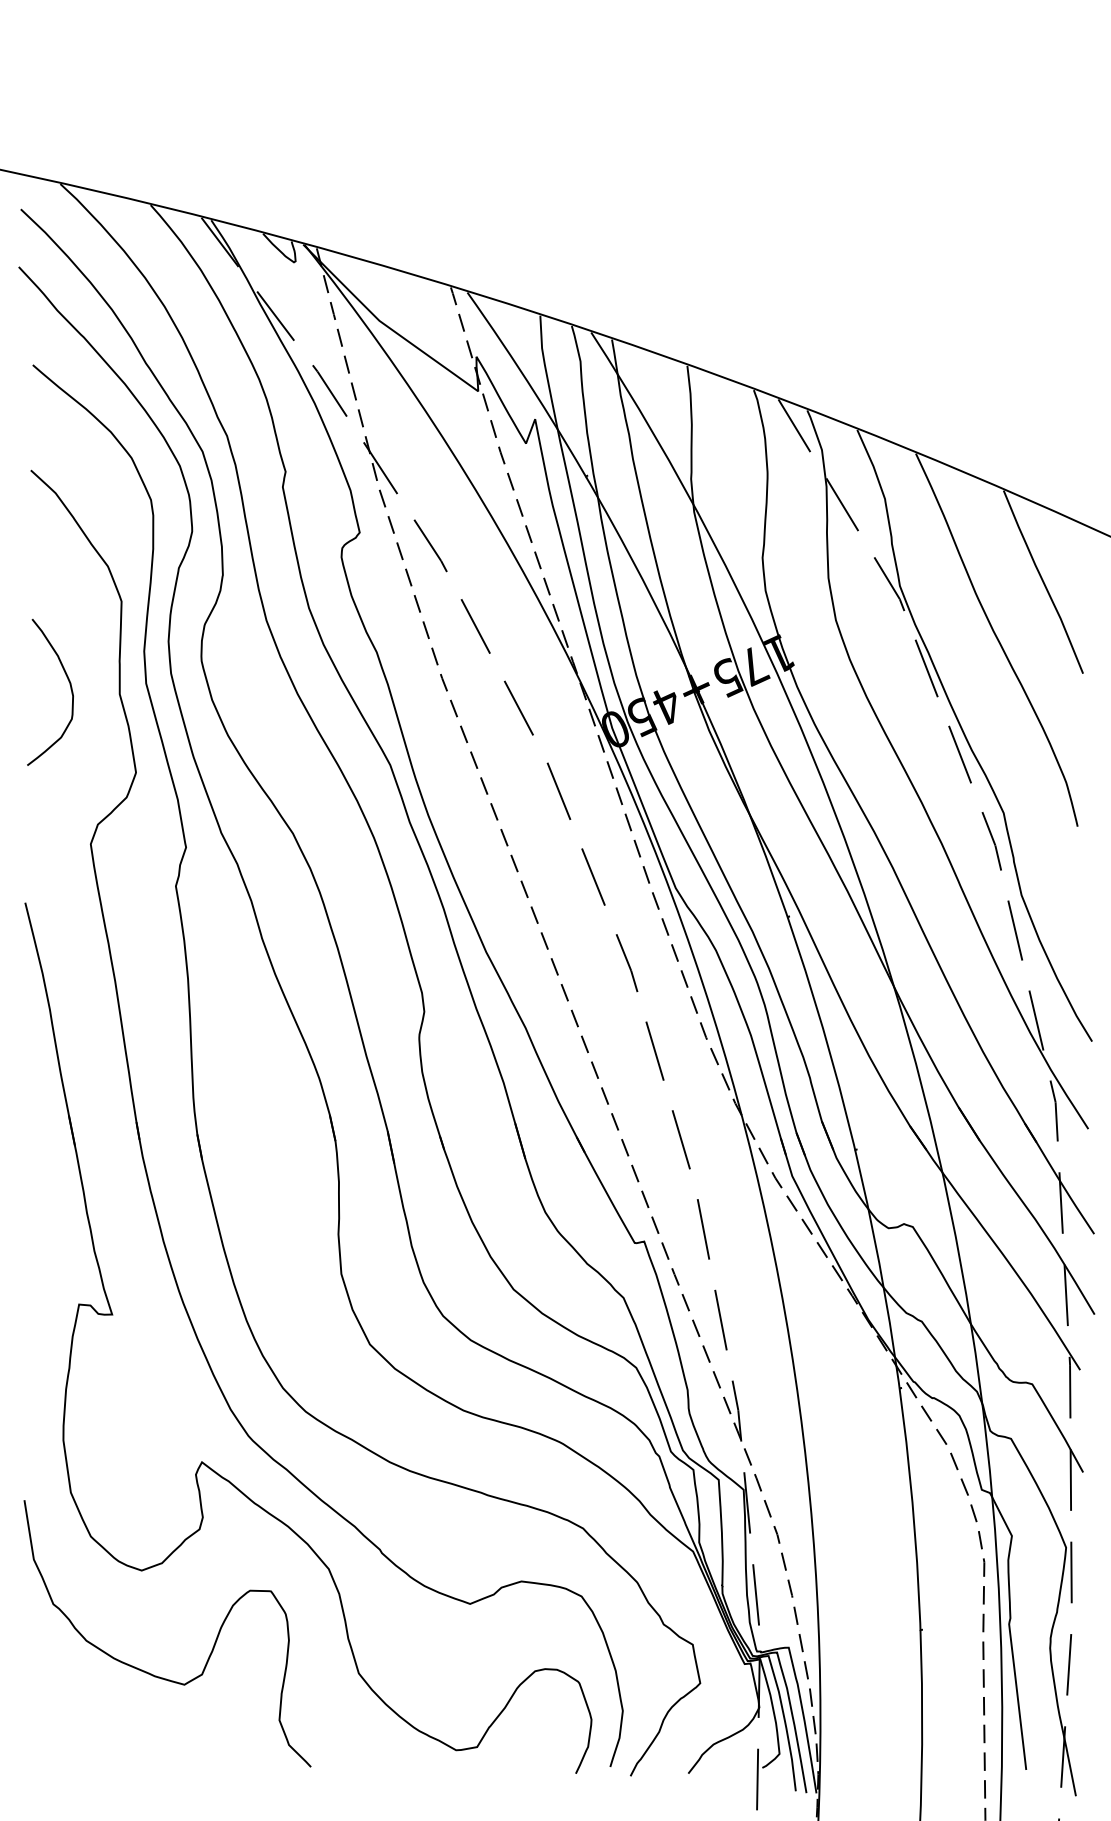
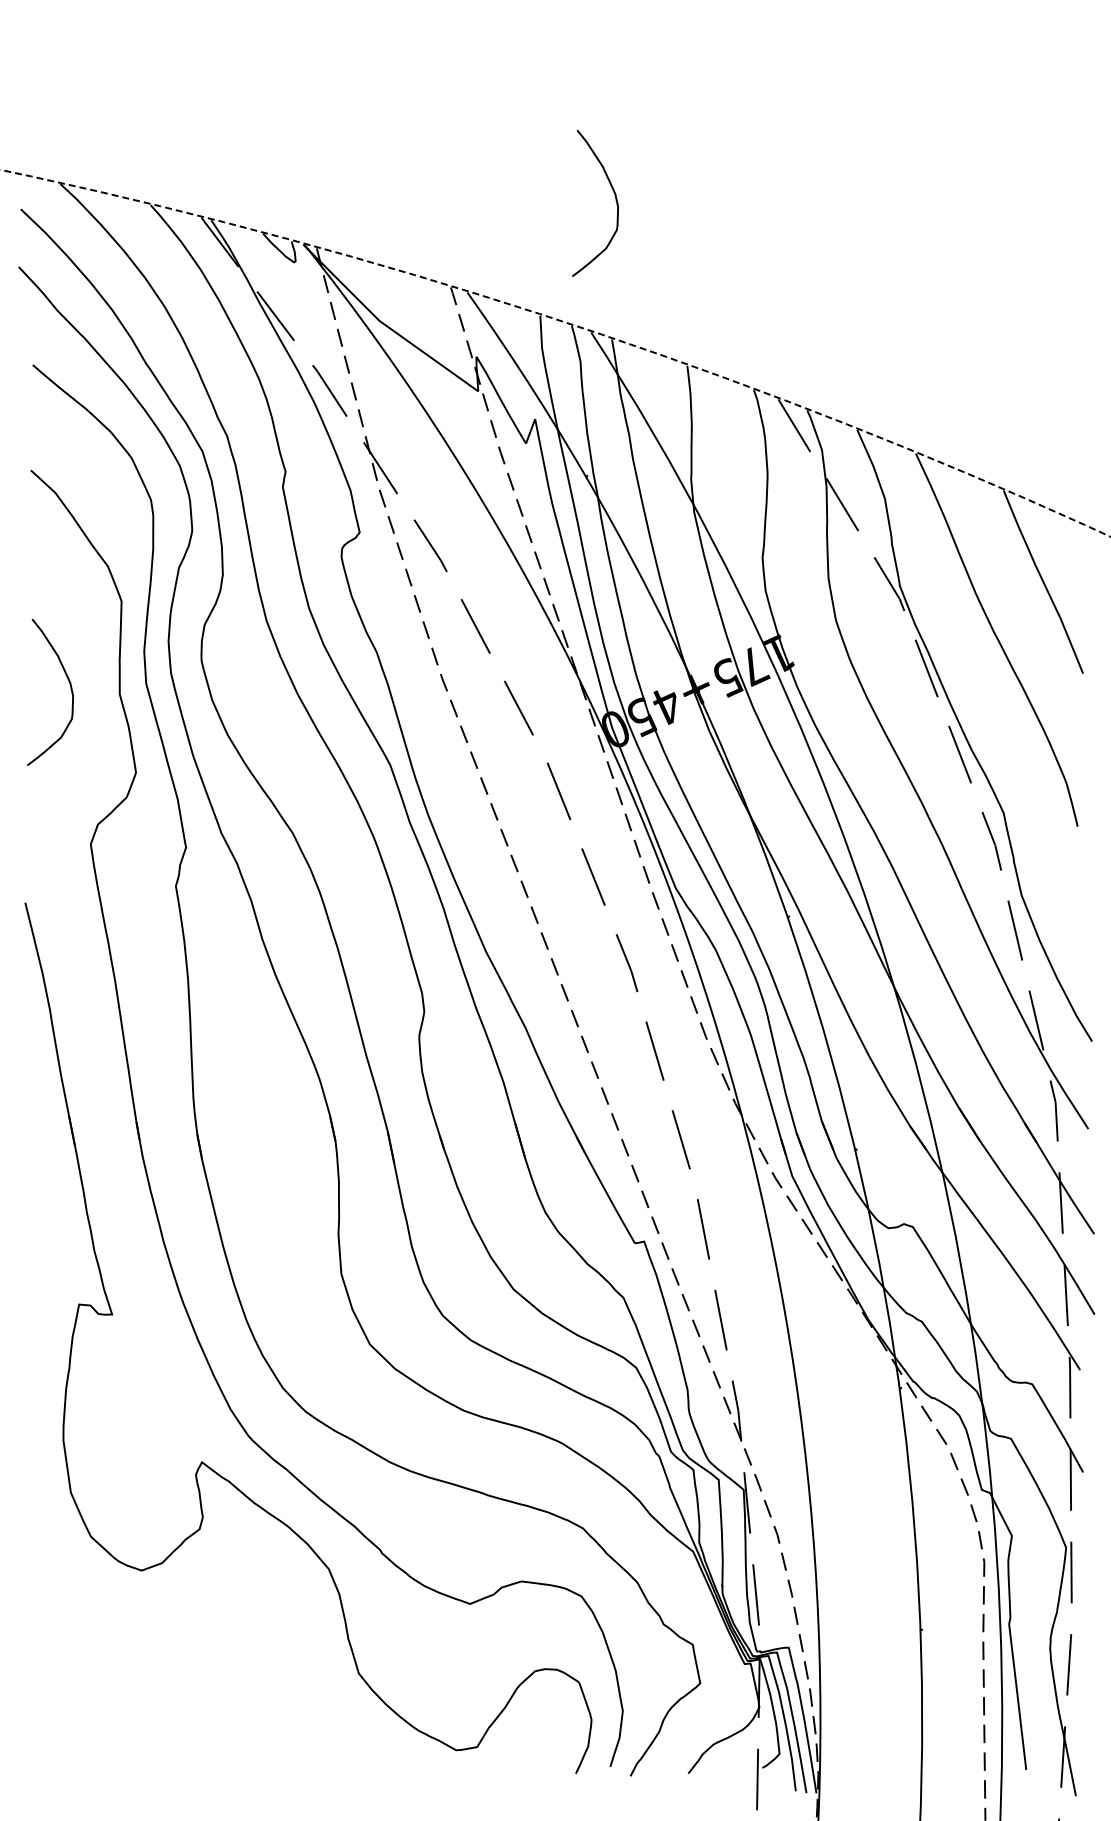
curve: none -> present (615, 200)
circle: solid -> dashed (555, 352)
curve: present -> none (149, 1672)
